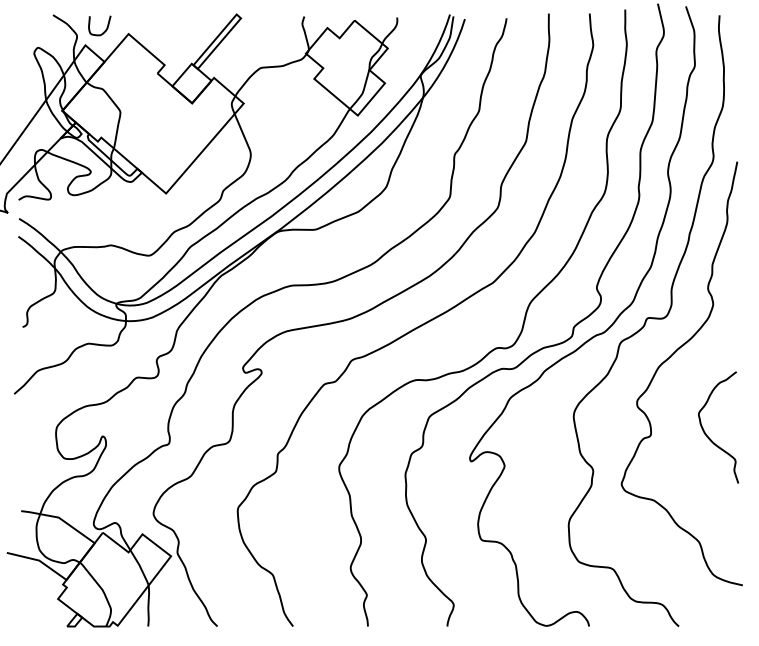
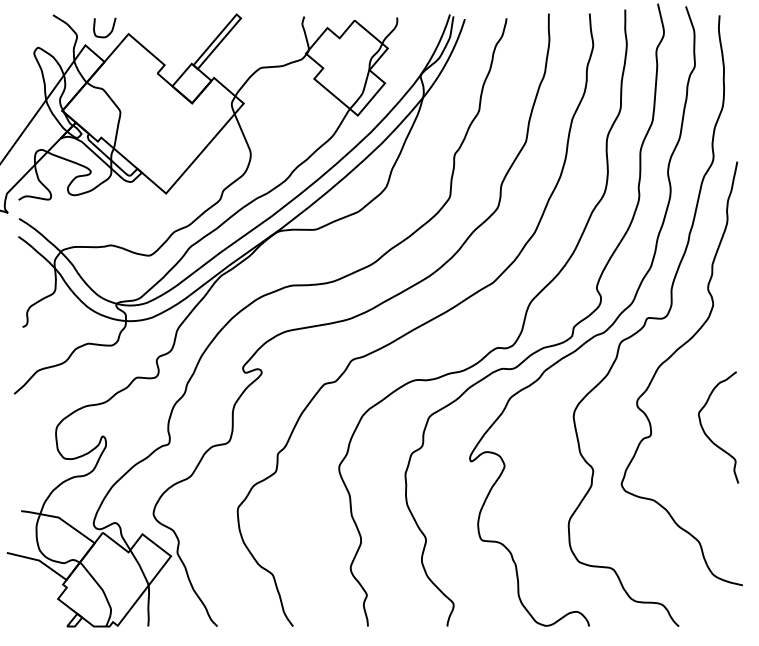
curve position: (104, 30) -> (109, 32) (109, 32)
